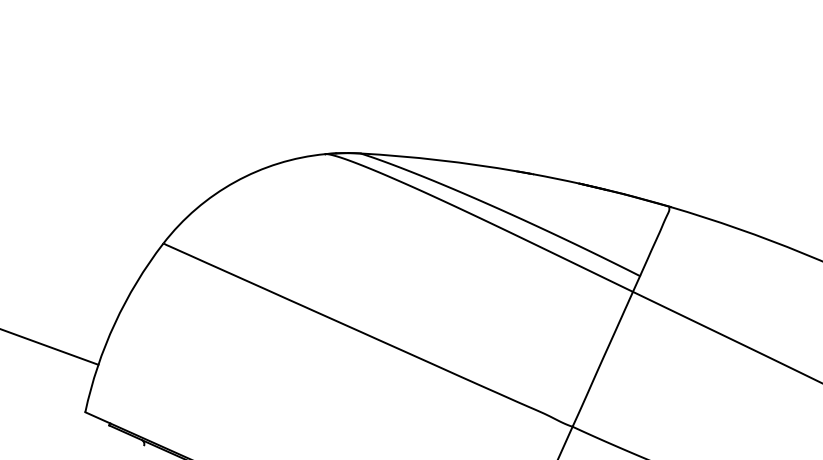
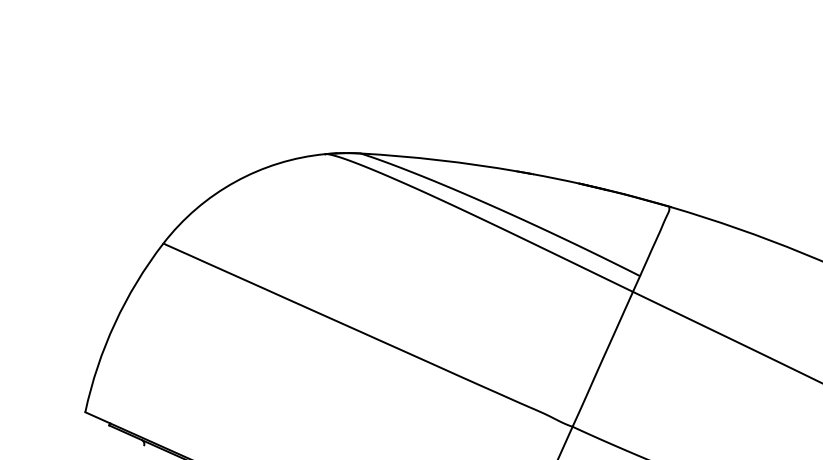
line: present -> none (50, 346)
